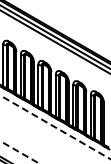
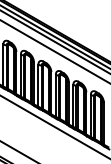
line: none -> present (54, 51)
line: dashed -> solid (55, 127)
line: dashed -> solid (20, 152)
